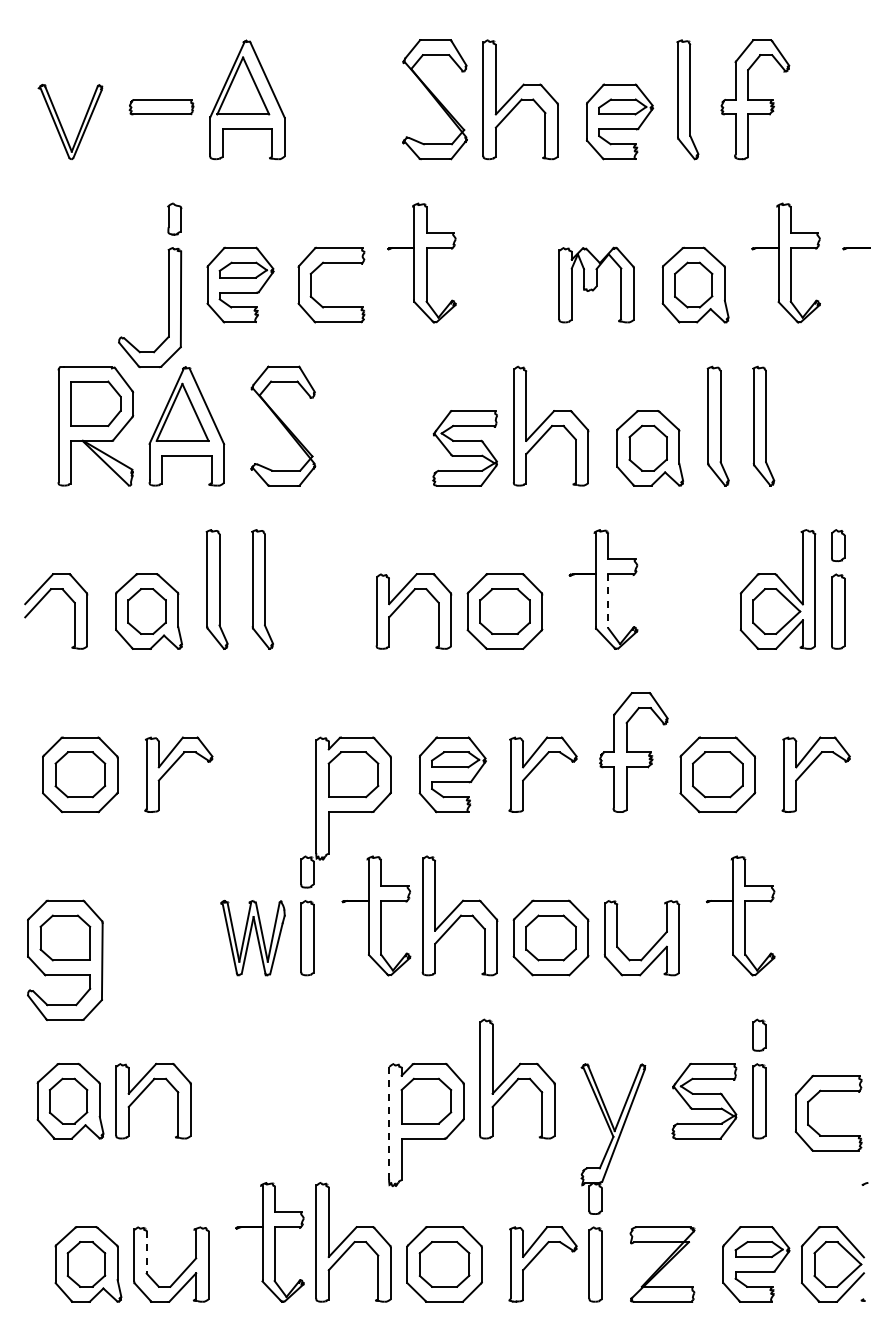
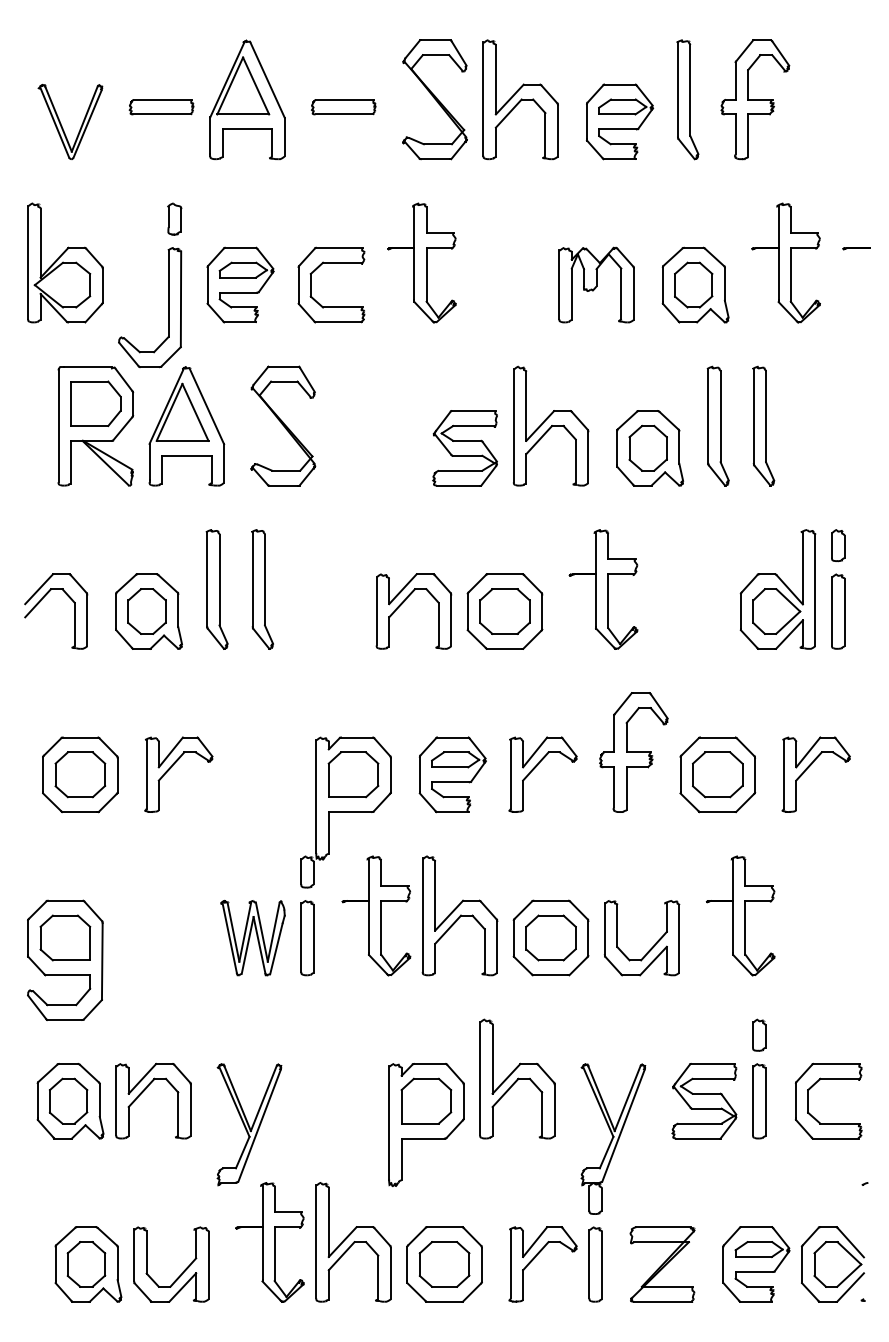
part: none -> present (343, 107)
part: none -> present (65, 262)
line: dashed -> solid (608, 601)
part position: (808, 1112) -> (808, 1100) (808, 1100)
line: dashed -> solid (389, 1122)
part: none -> present (249, 1124)
line: dashed -> solid (146, 1252)
